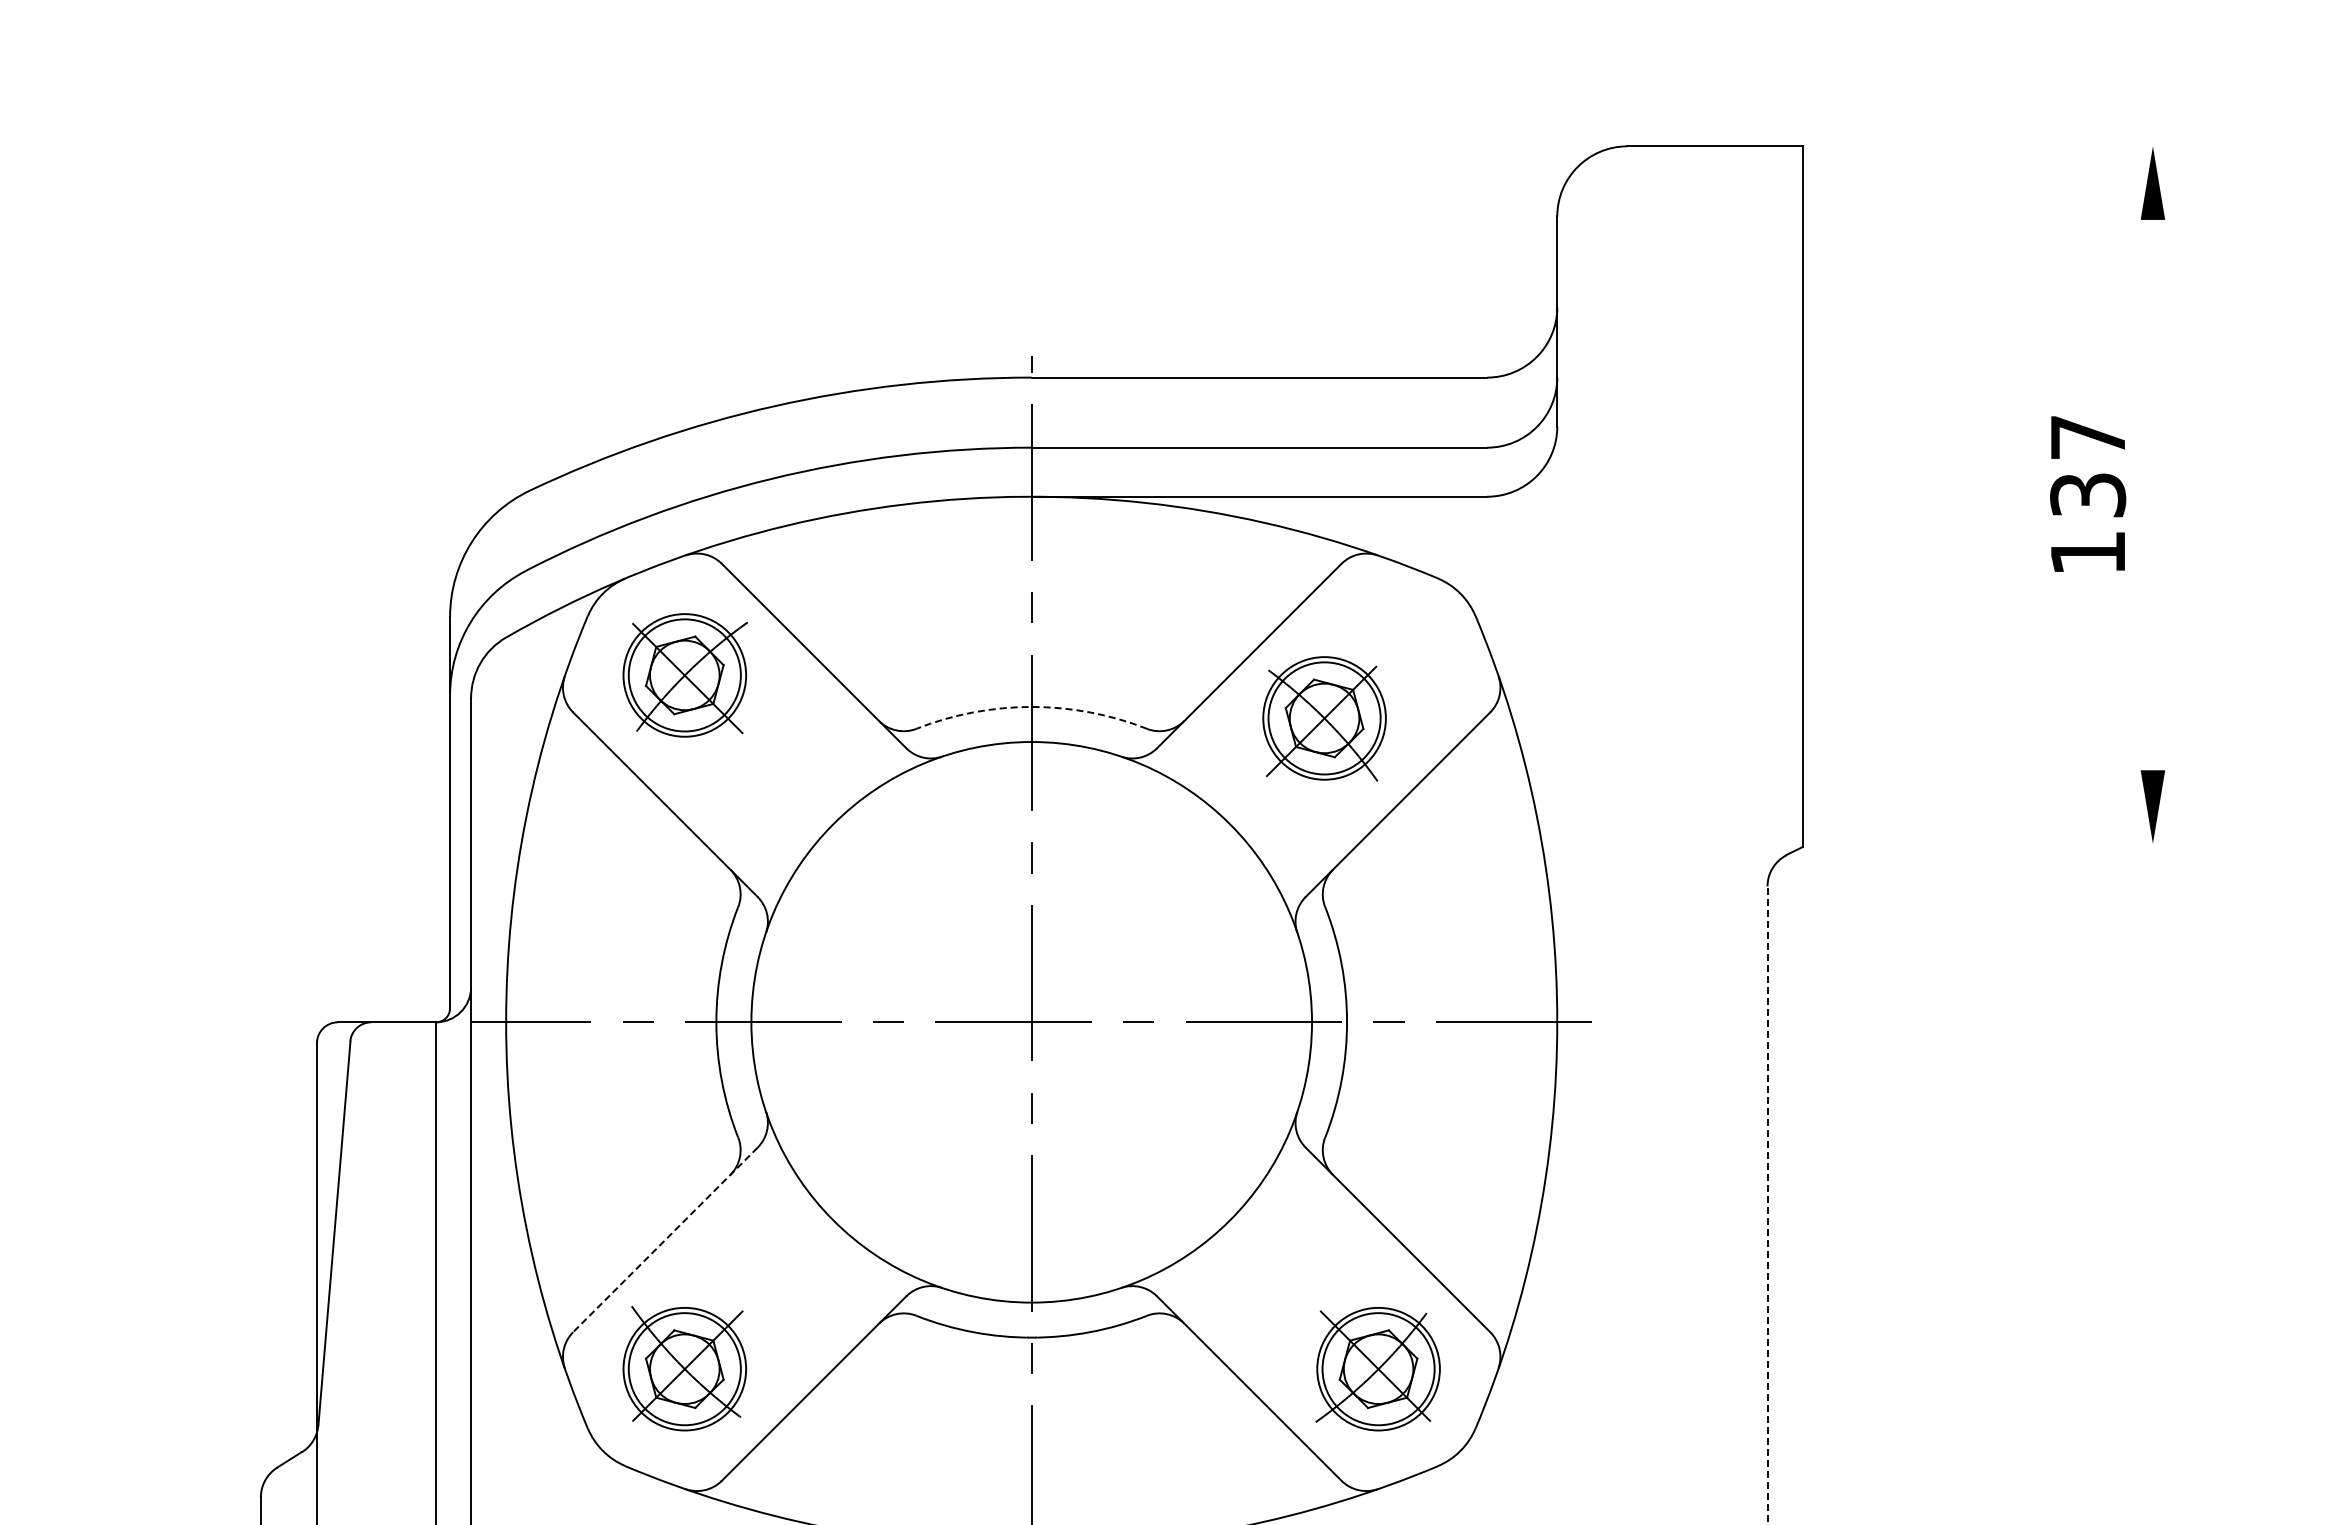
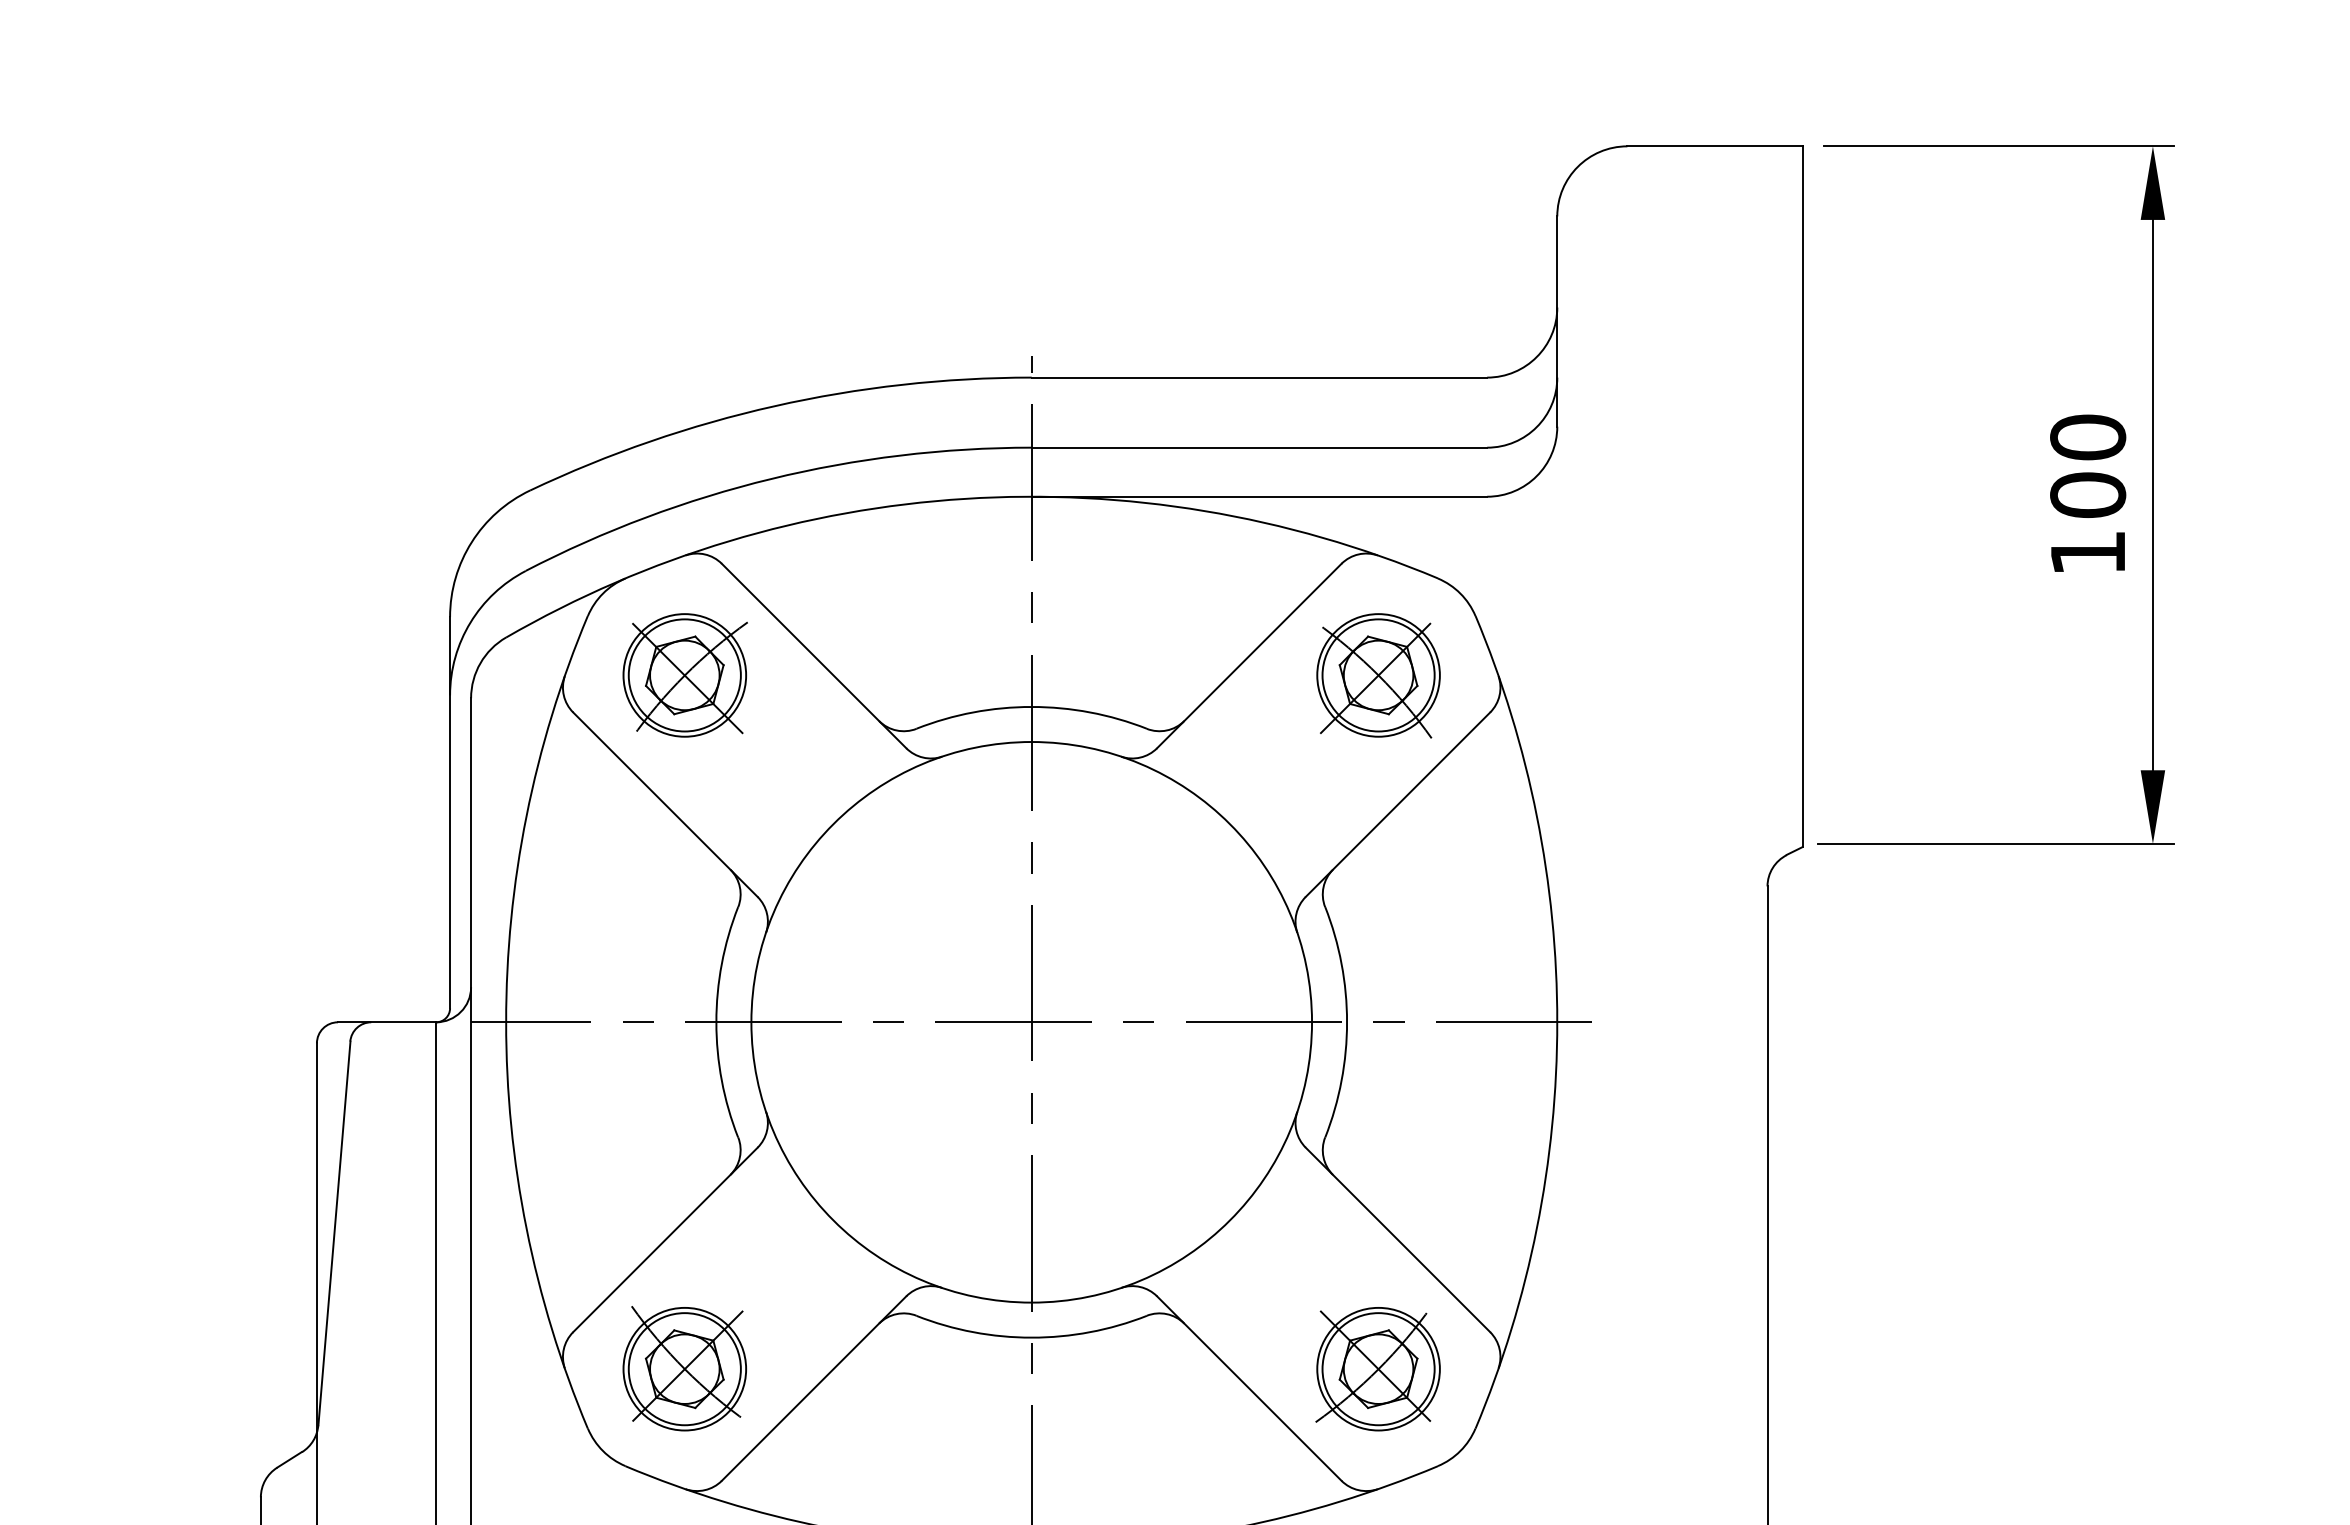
line: none -> present (1998, 146)
text: 137 -> 100 (2088, 465)
line: none -> present (2152, 494)
arc: dashed -> solid (1031, 706)
part position: (1324, 718) -> (1378, 675) (1378, 675)
line: none -> present (1995, 843)
line: dashed -> solid (1767, 1205)
line: dashed -> solid (665, 1240)
